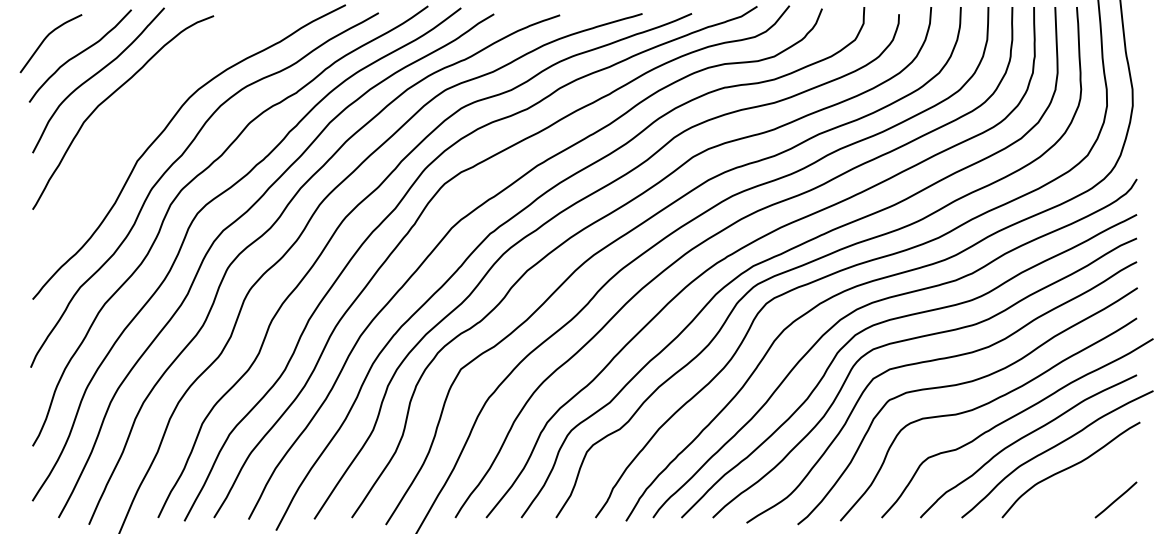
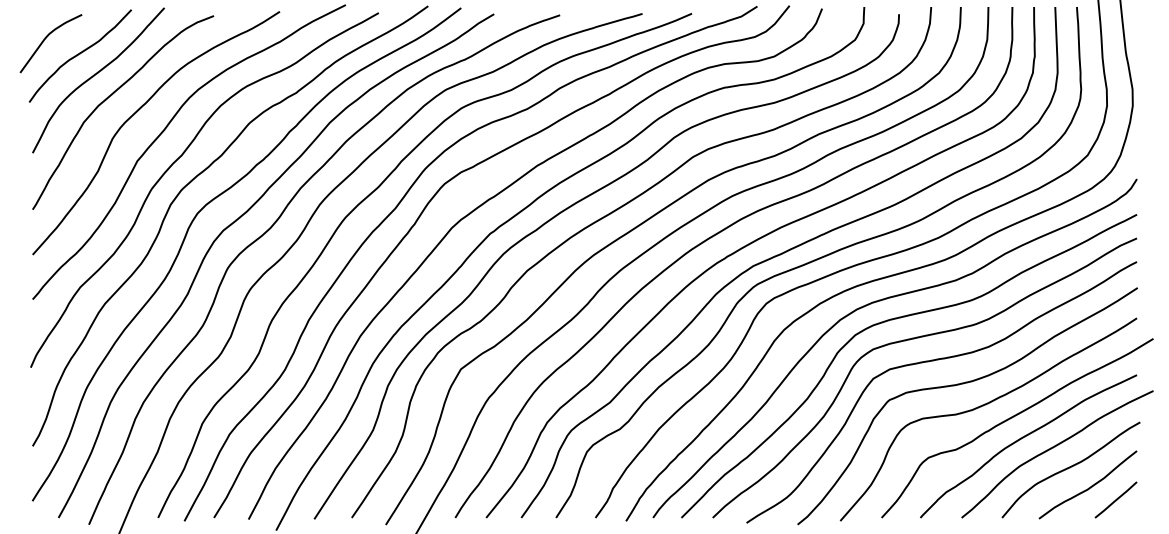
curve: none -> present (136, 113)
curve: none -> present (1088, 487)
